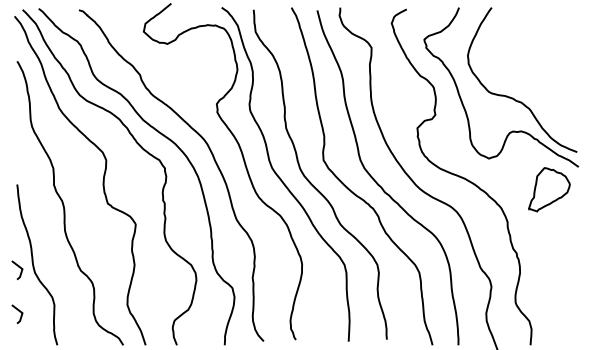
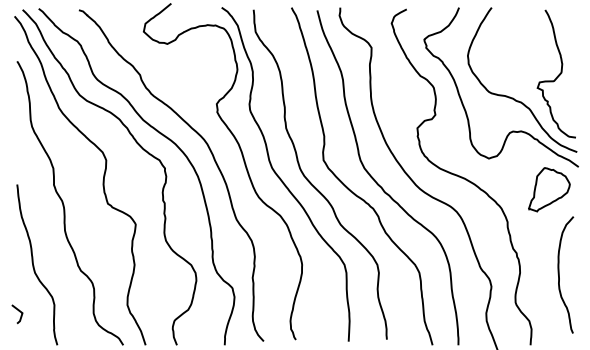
curve: none -> present (557, 75)
line: present -> none (19, 268)
curve: none -> present (559, 274)
